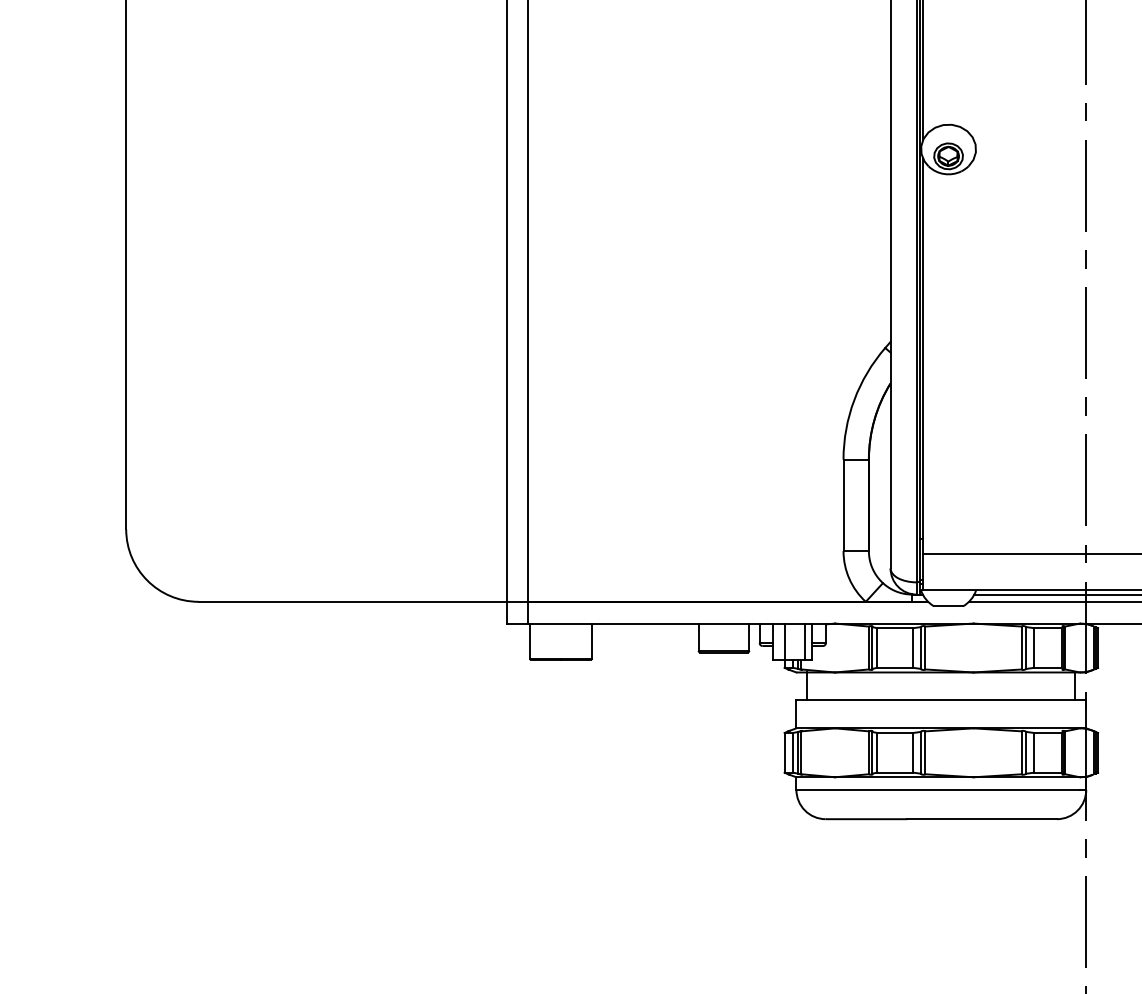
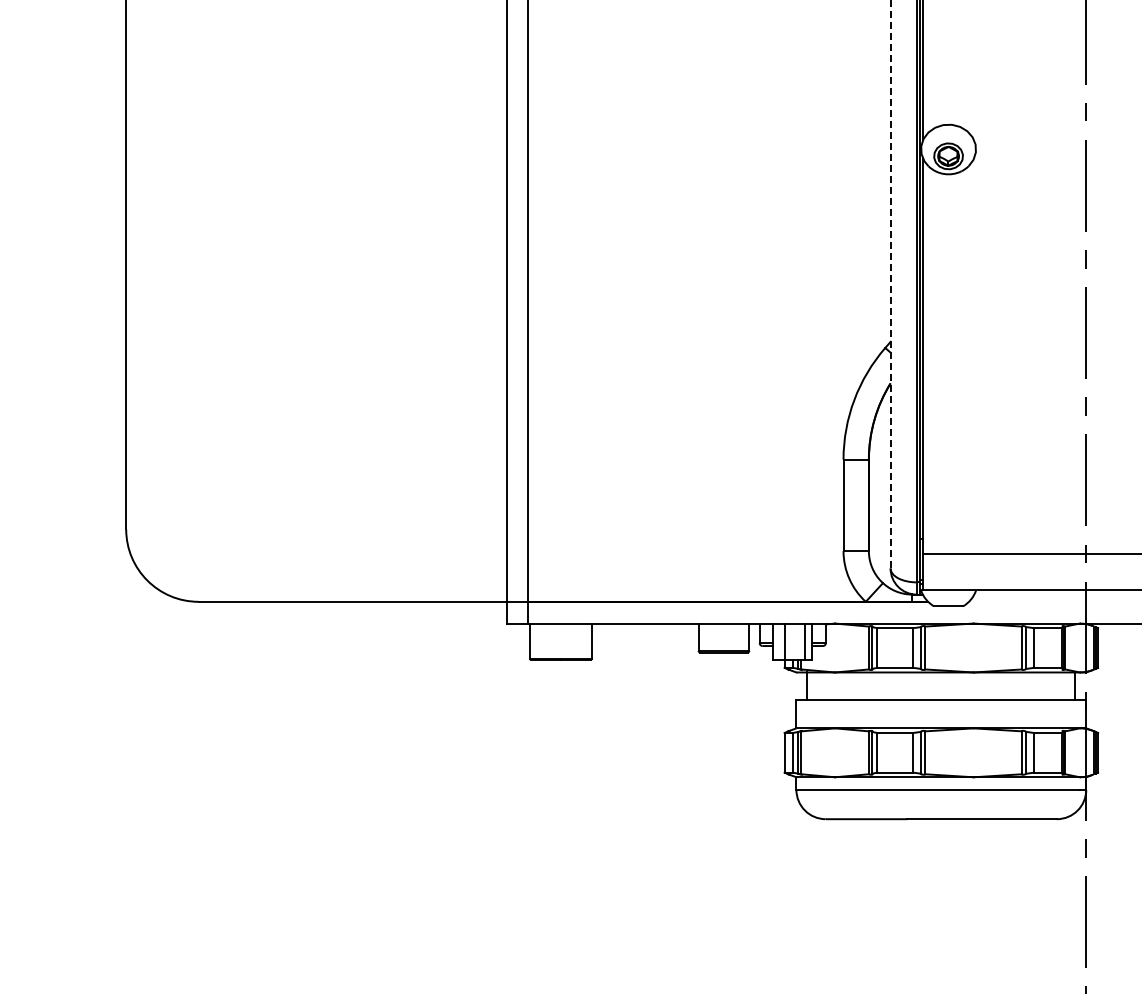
line: solid -> dashed (890, 284)
line: present -> none (1056, 594)
line: present -> none (1053, 601)
